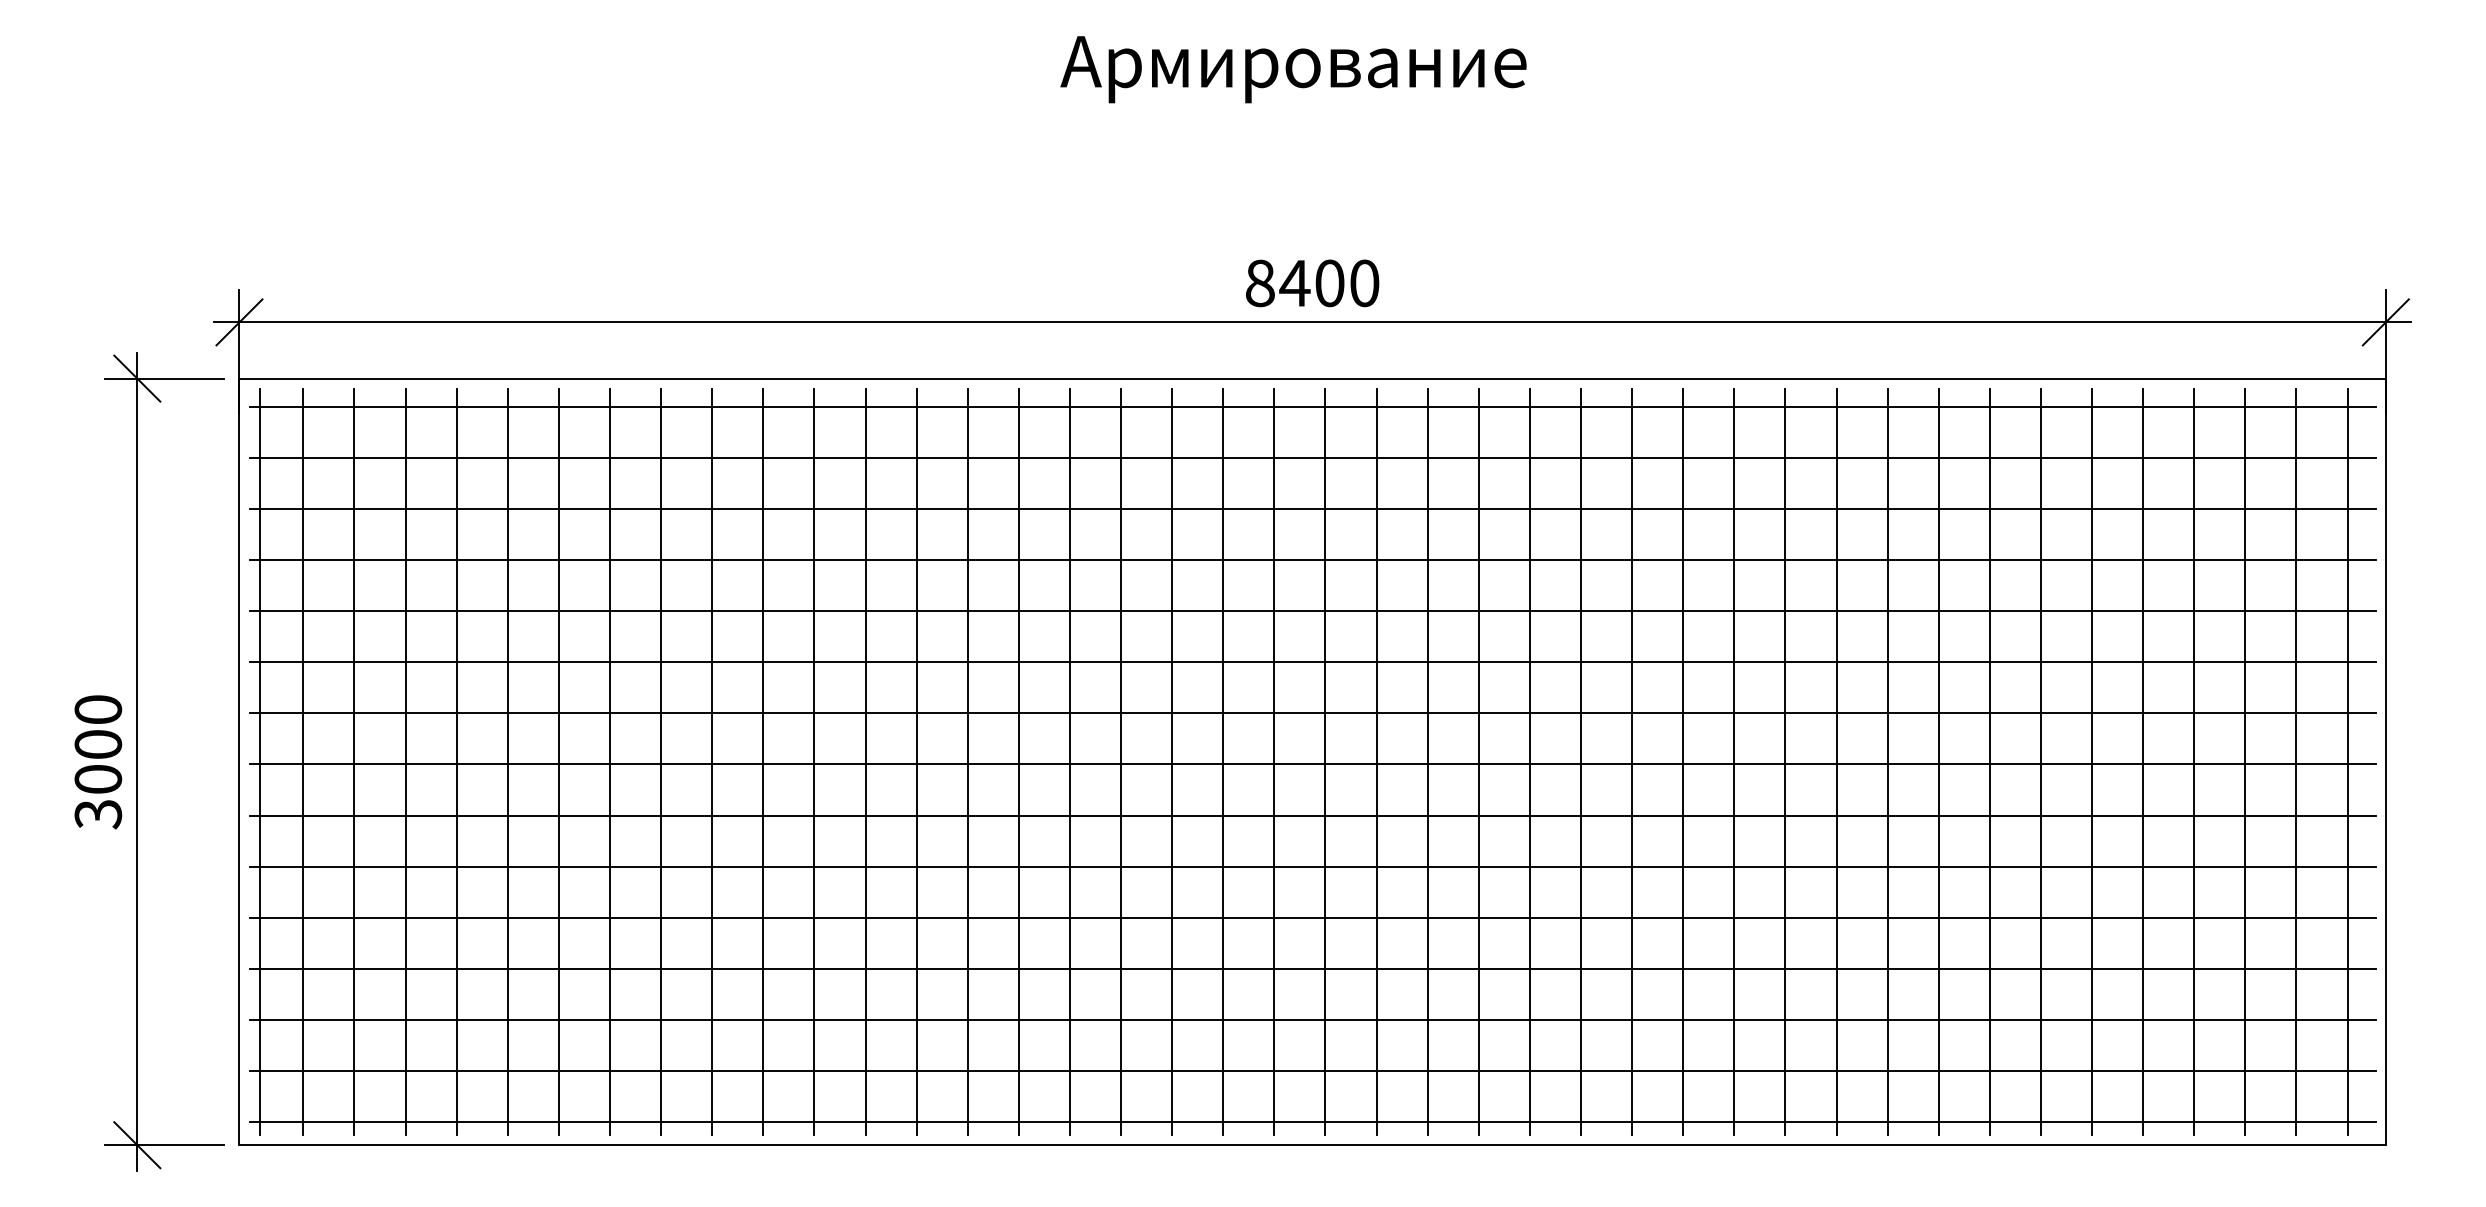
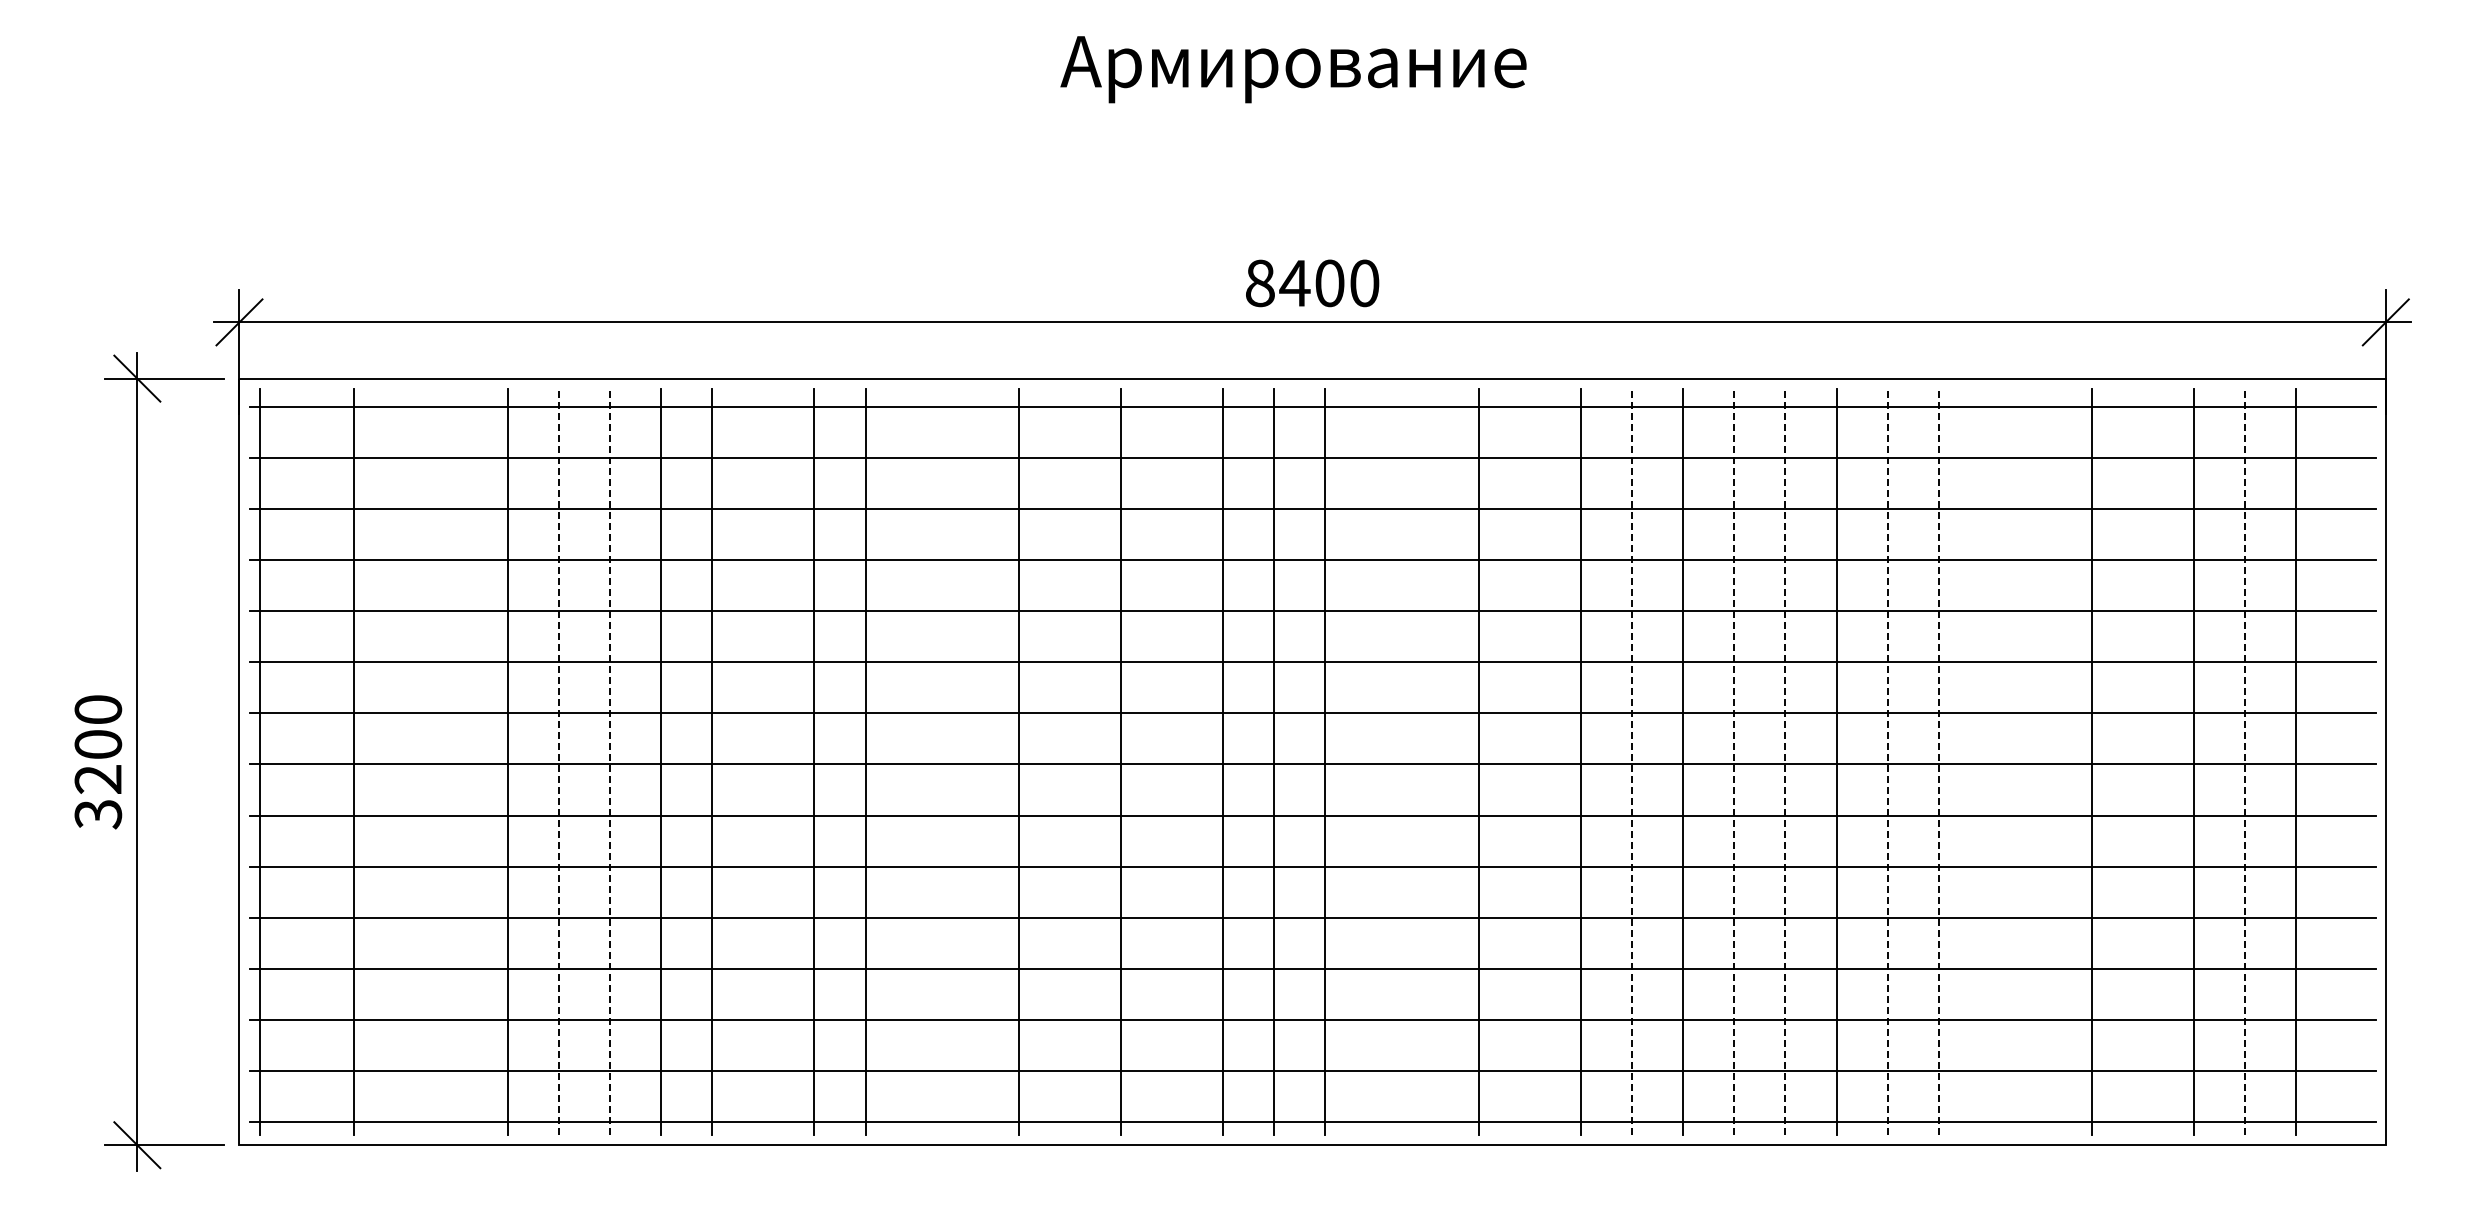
line: present -> none (303, 761)
line: present -> none (405, 761)
line: present -> none (456, 761)
line: solid -> dashed (558, 761)
line: solid -> dashed (609, 761)
line: present -> none (763, 761)
line: present -> none (916, 761)
line: present -> none (967, 761)
line: present -> none (1069, 761)
line: present -> none (1172, 761)
line: present -> none (1376, 761)
line: present -> none (1427, 761)
line: present -> none (1529, 761)
line: solid -> dashed (1632, 761)
line: solid -> dashed (1734, 761)
line: solid -> dashed (1785, 761)
line: solid -> dashed (1887, 761)
line: solid -> dashed (1938, 761)
line: present -> none (1989, 761)
line: present -> none (2040, 761)
line: present -> none (2143, 761)
line: solid -> dashed (2245, 761)
line: present -> none (2347, 761)
text: 3000 -> 3200 (98, 779)
